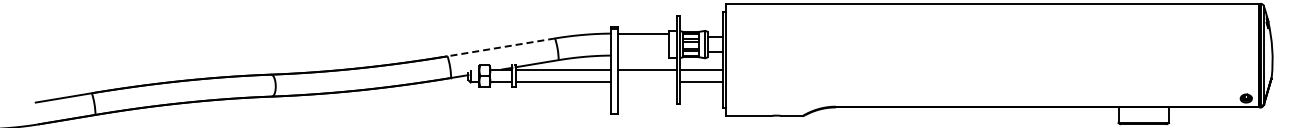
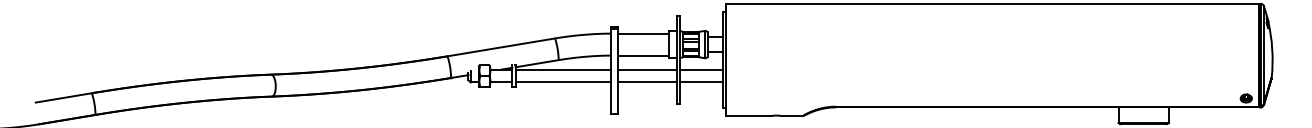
line: dashed -> solid (501, 47)
line: none -> present (643, 55)
line: none -> present (646, 82)
